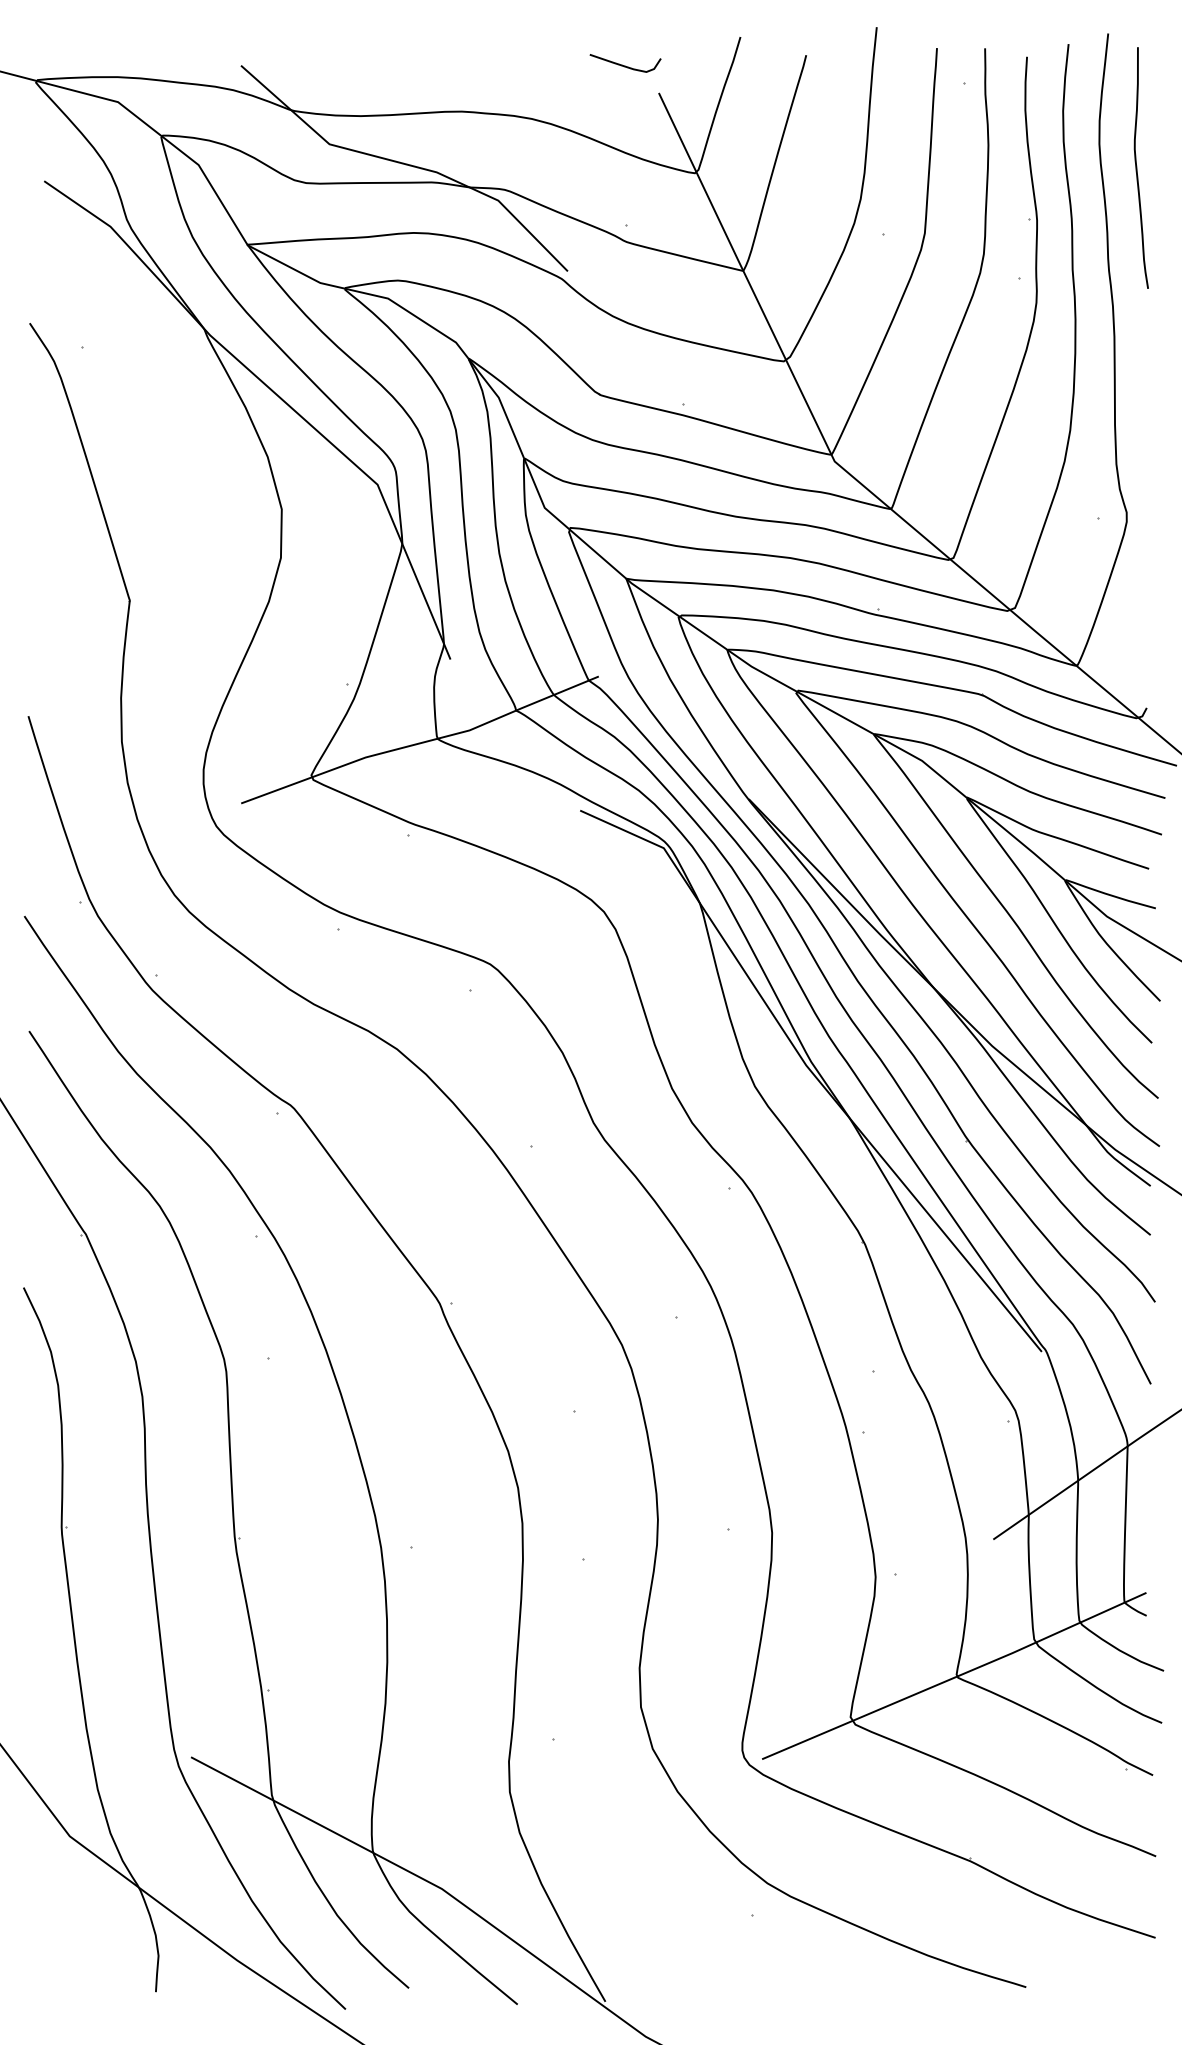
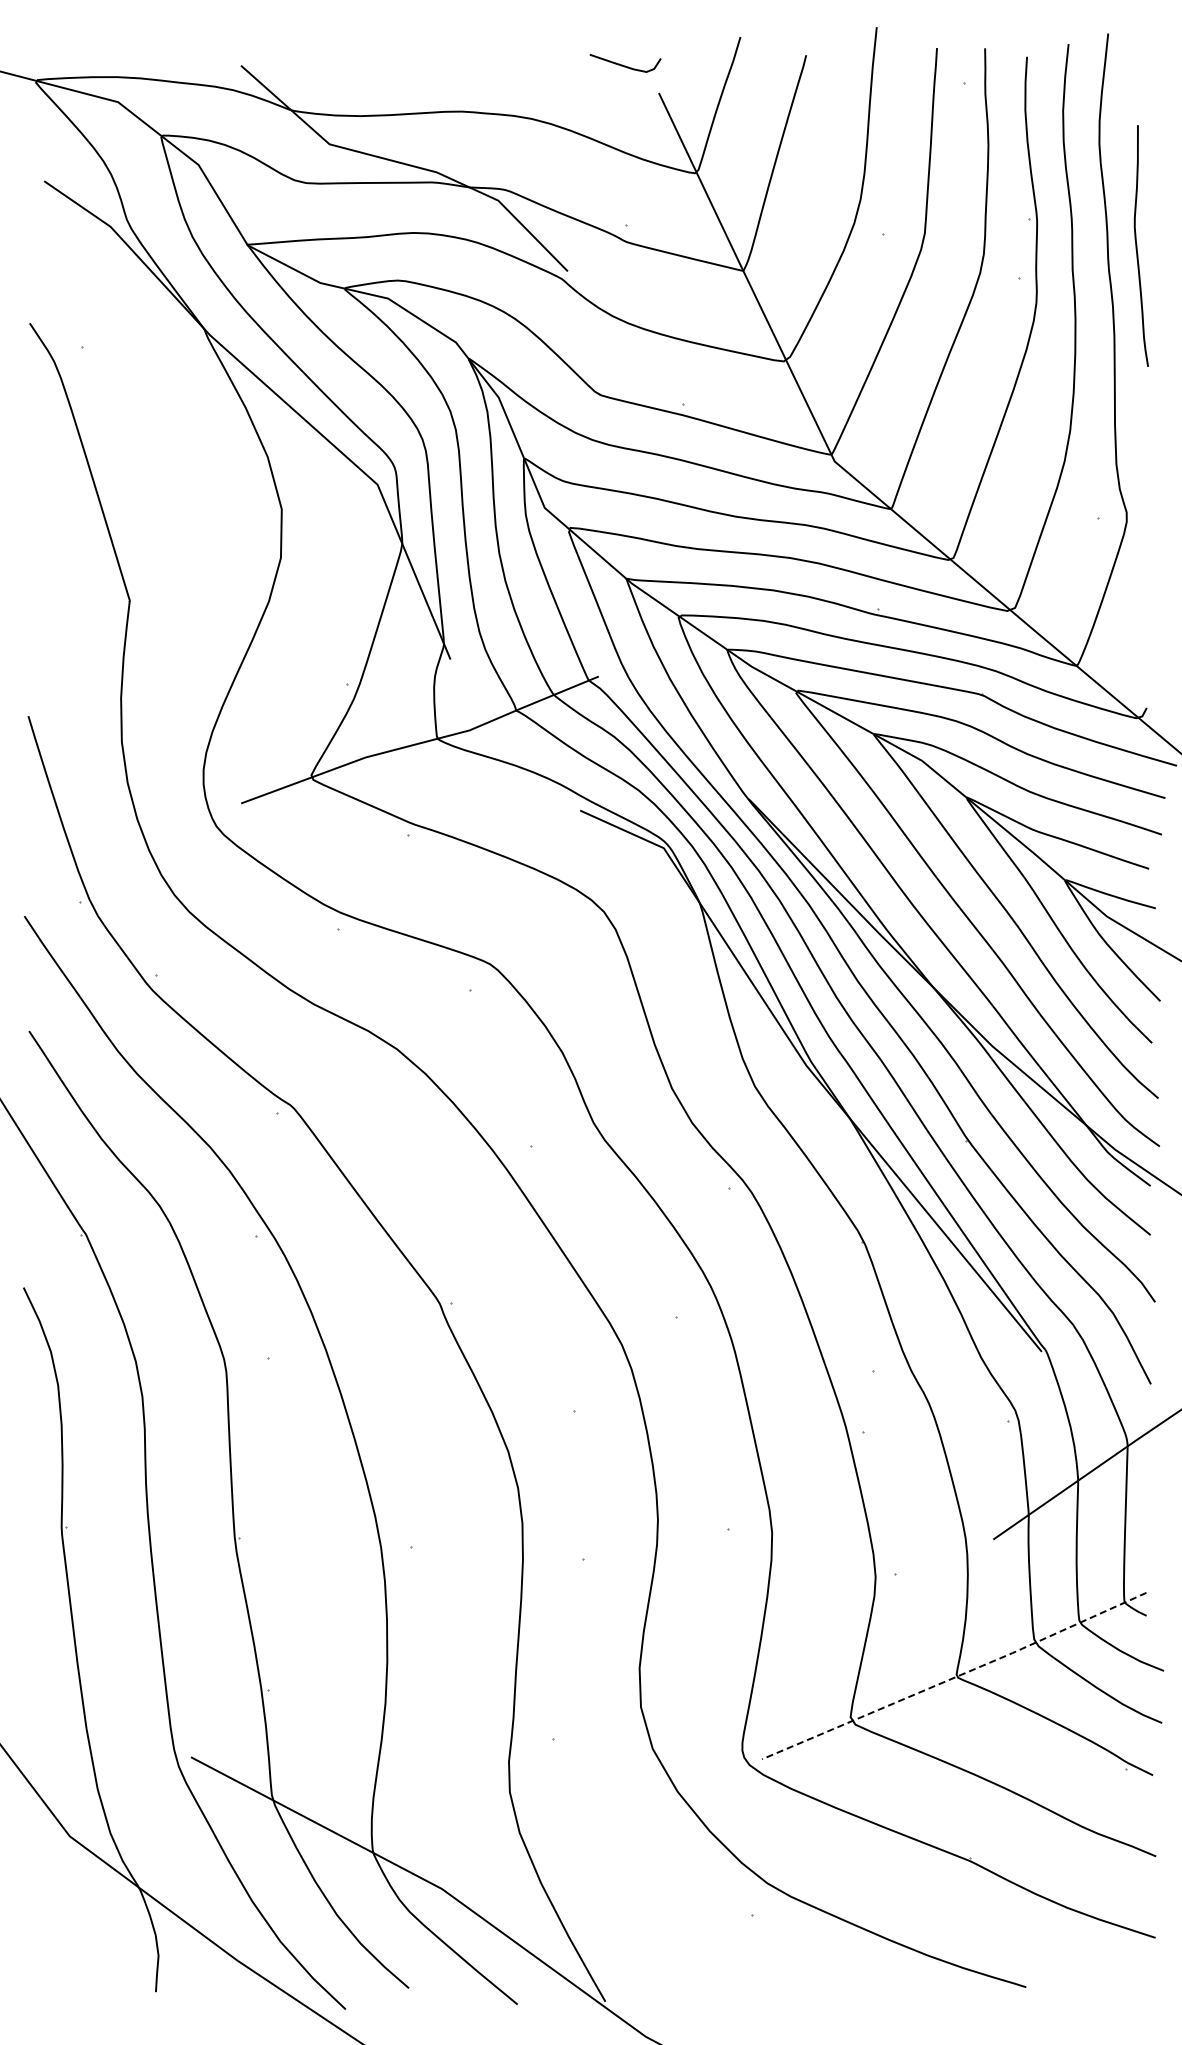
curve position: (1137, 167) -> (1137, 245) (1137, 245)
line: solid -> dashed (954, 1677)
